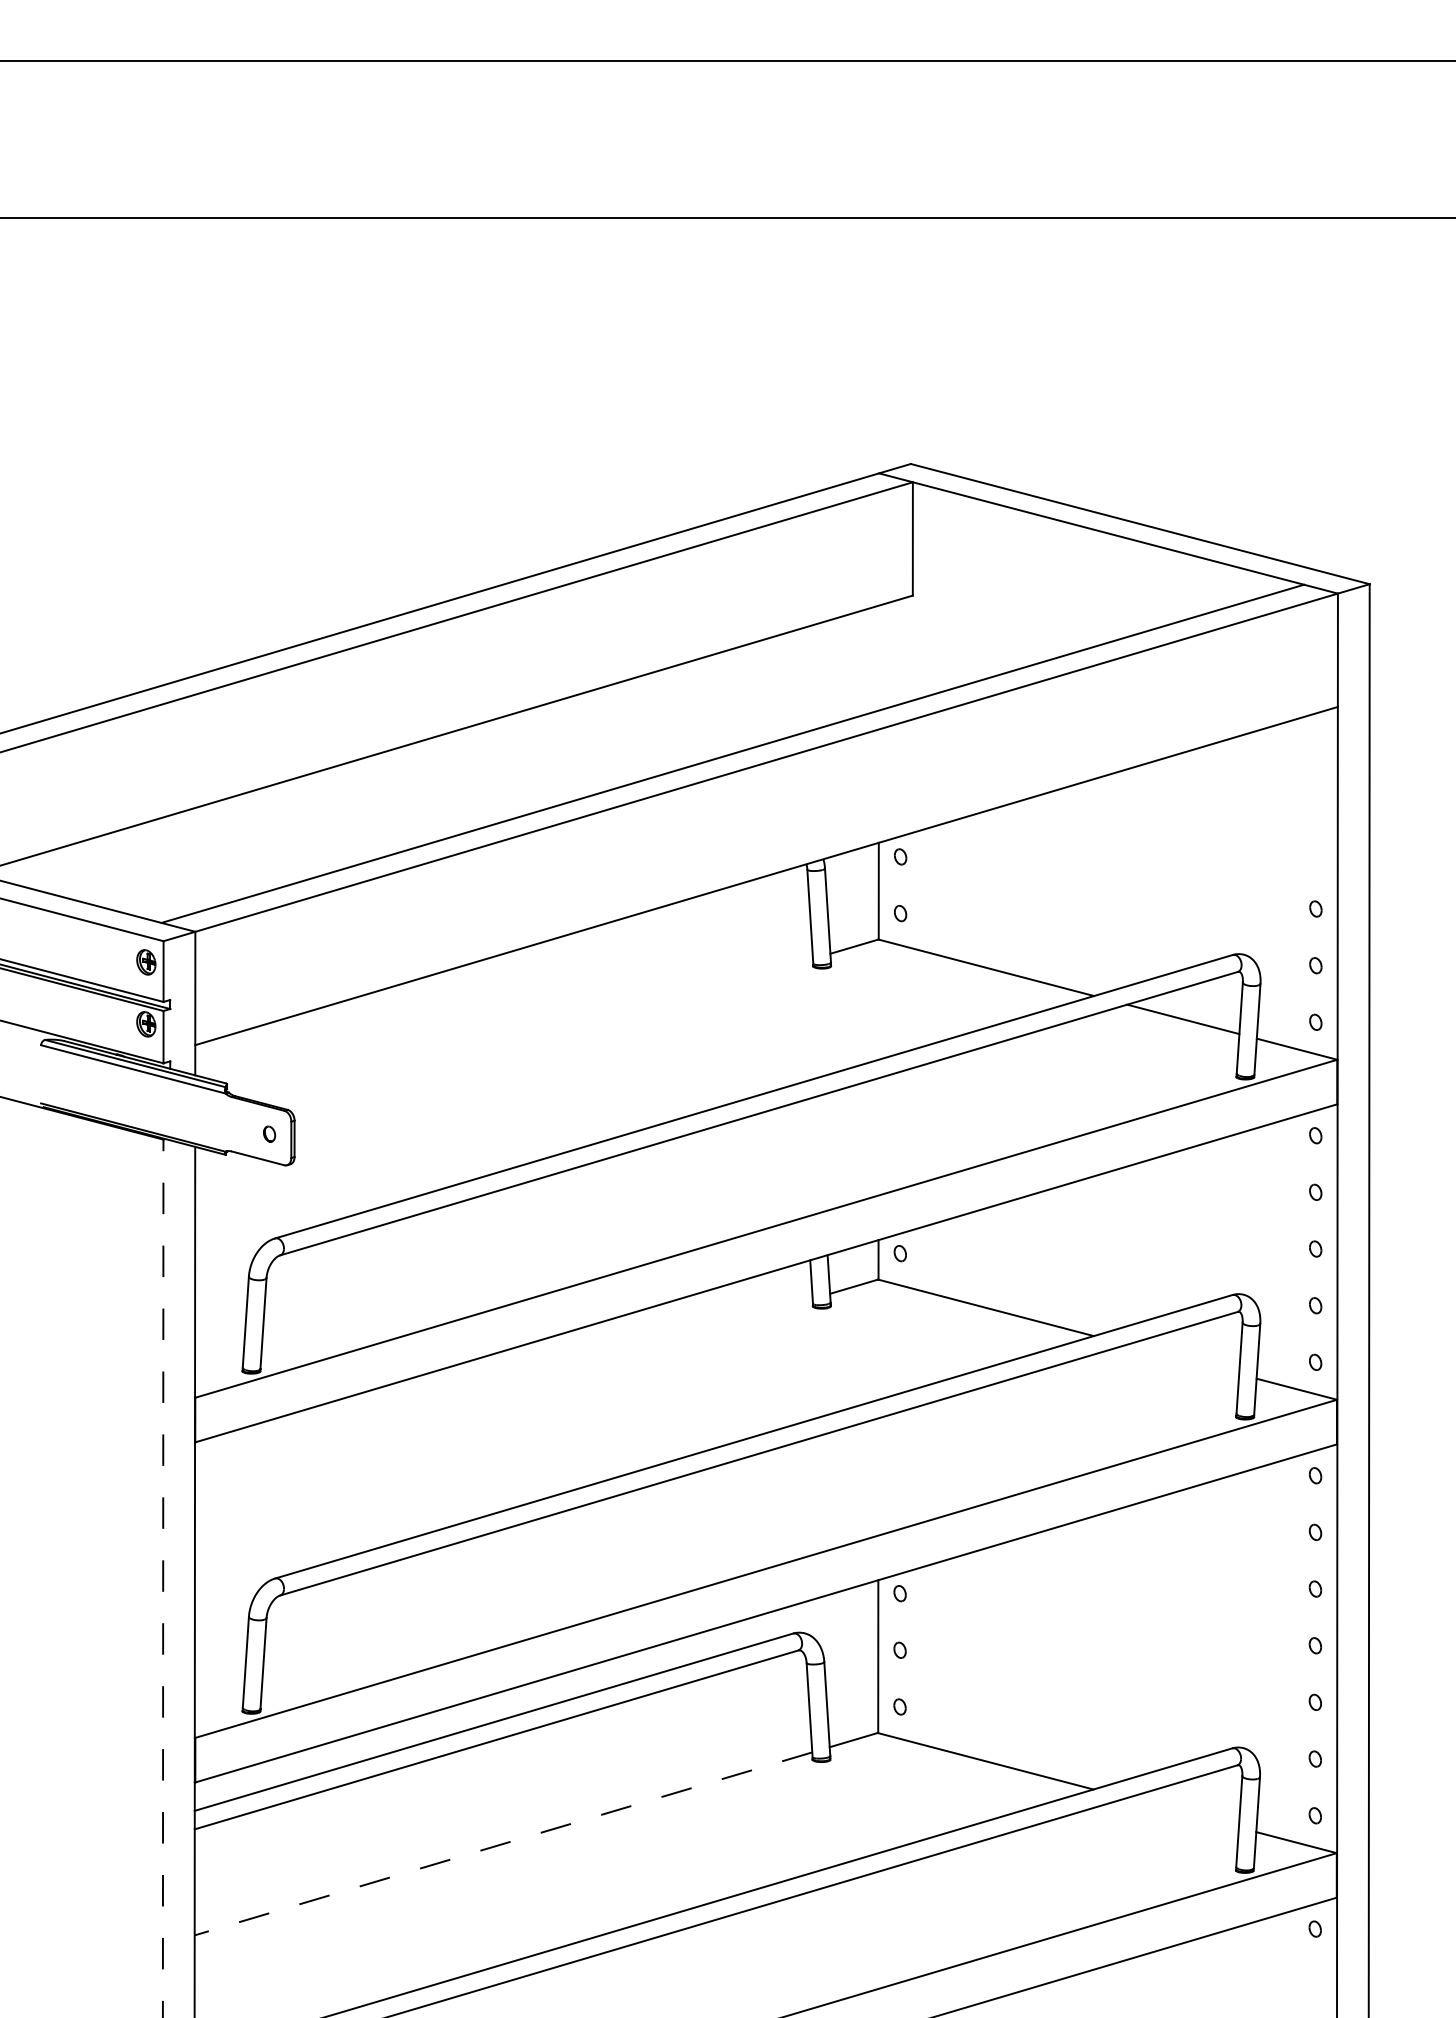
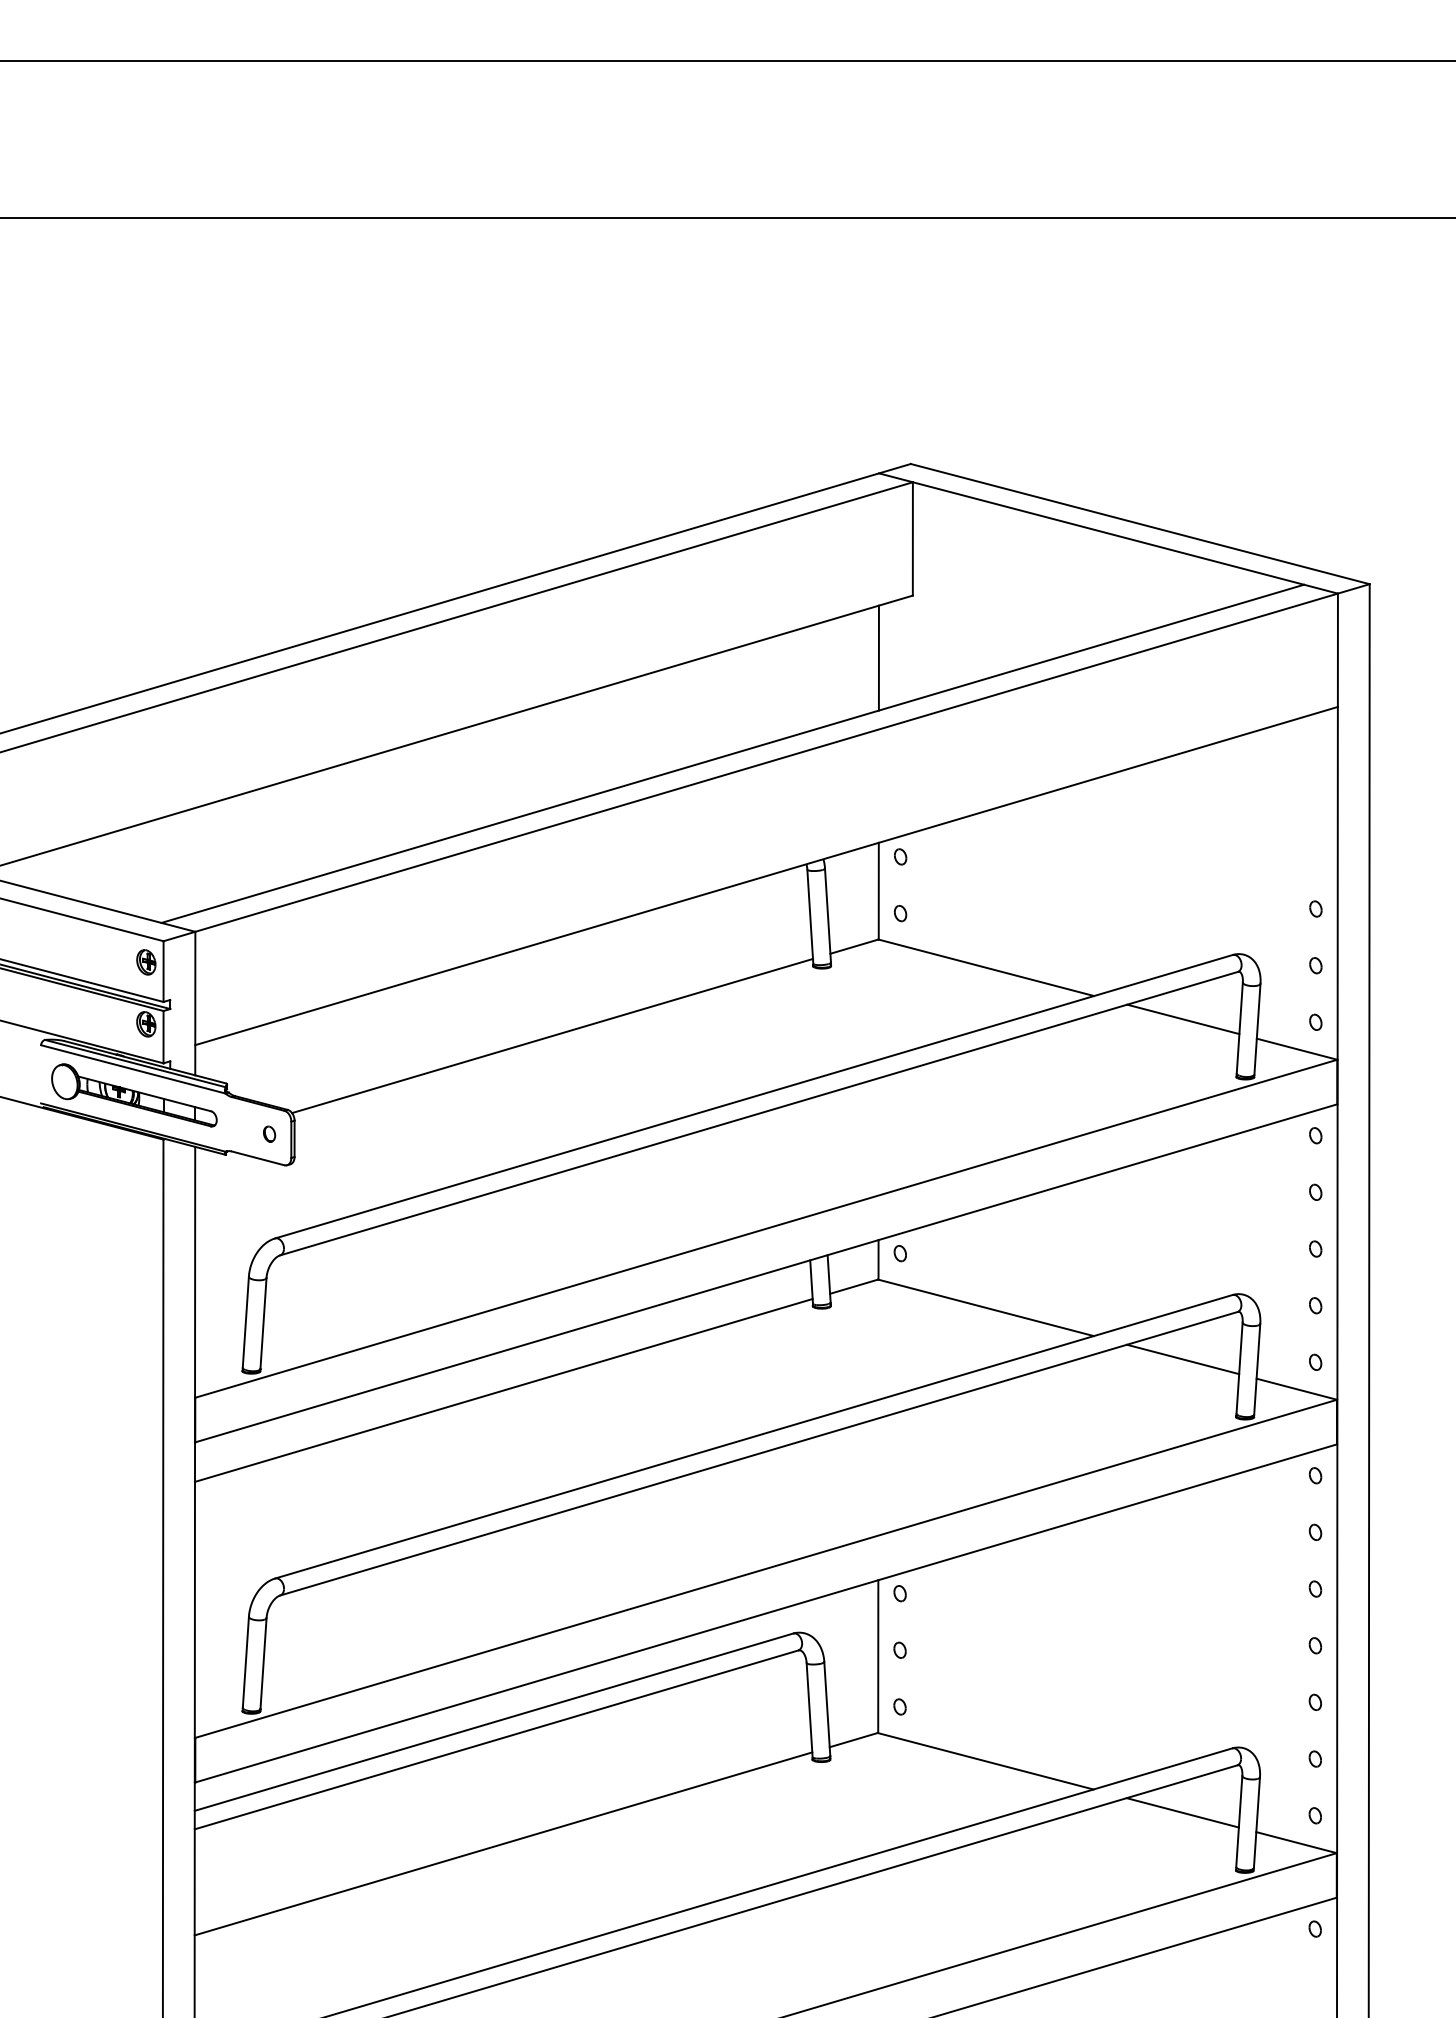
line: none -> present (878, 657)
line: none -> present (552, 1035)
part: none -> present (134, 1095)
line: none -> present (1182, 1359)
line: none -> present (503, 1389)
line: dashed -> solid (163, 1578)
line: none -> present (1182, 1812)
line: dashed -> solid (503, 1844)
